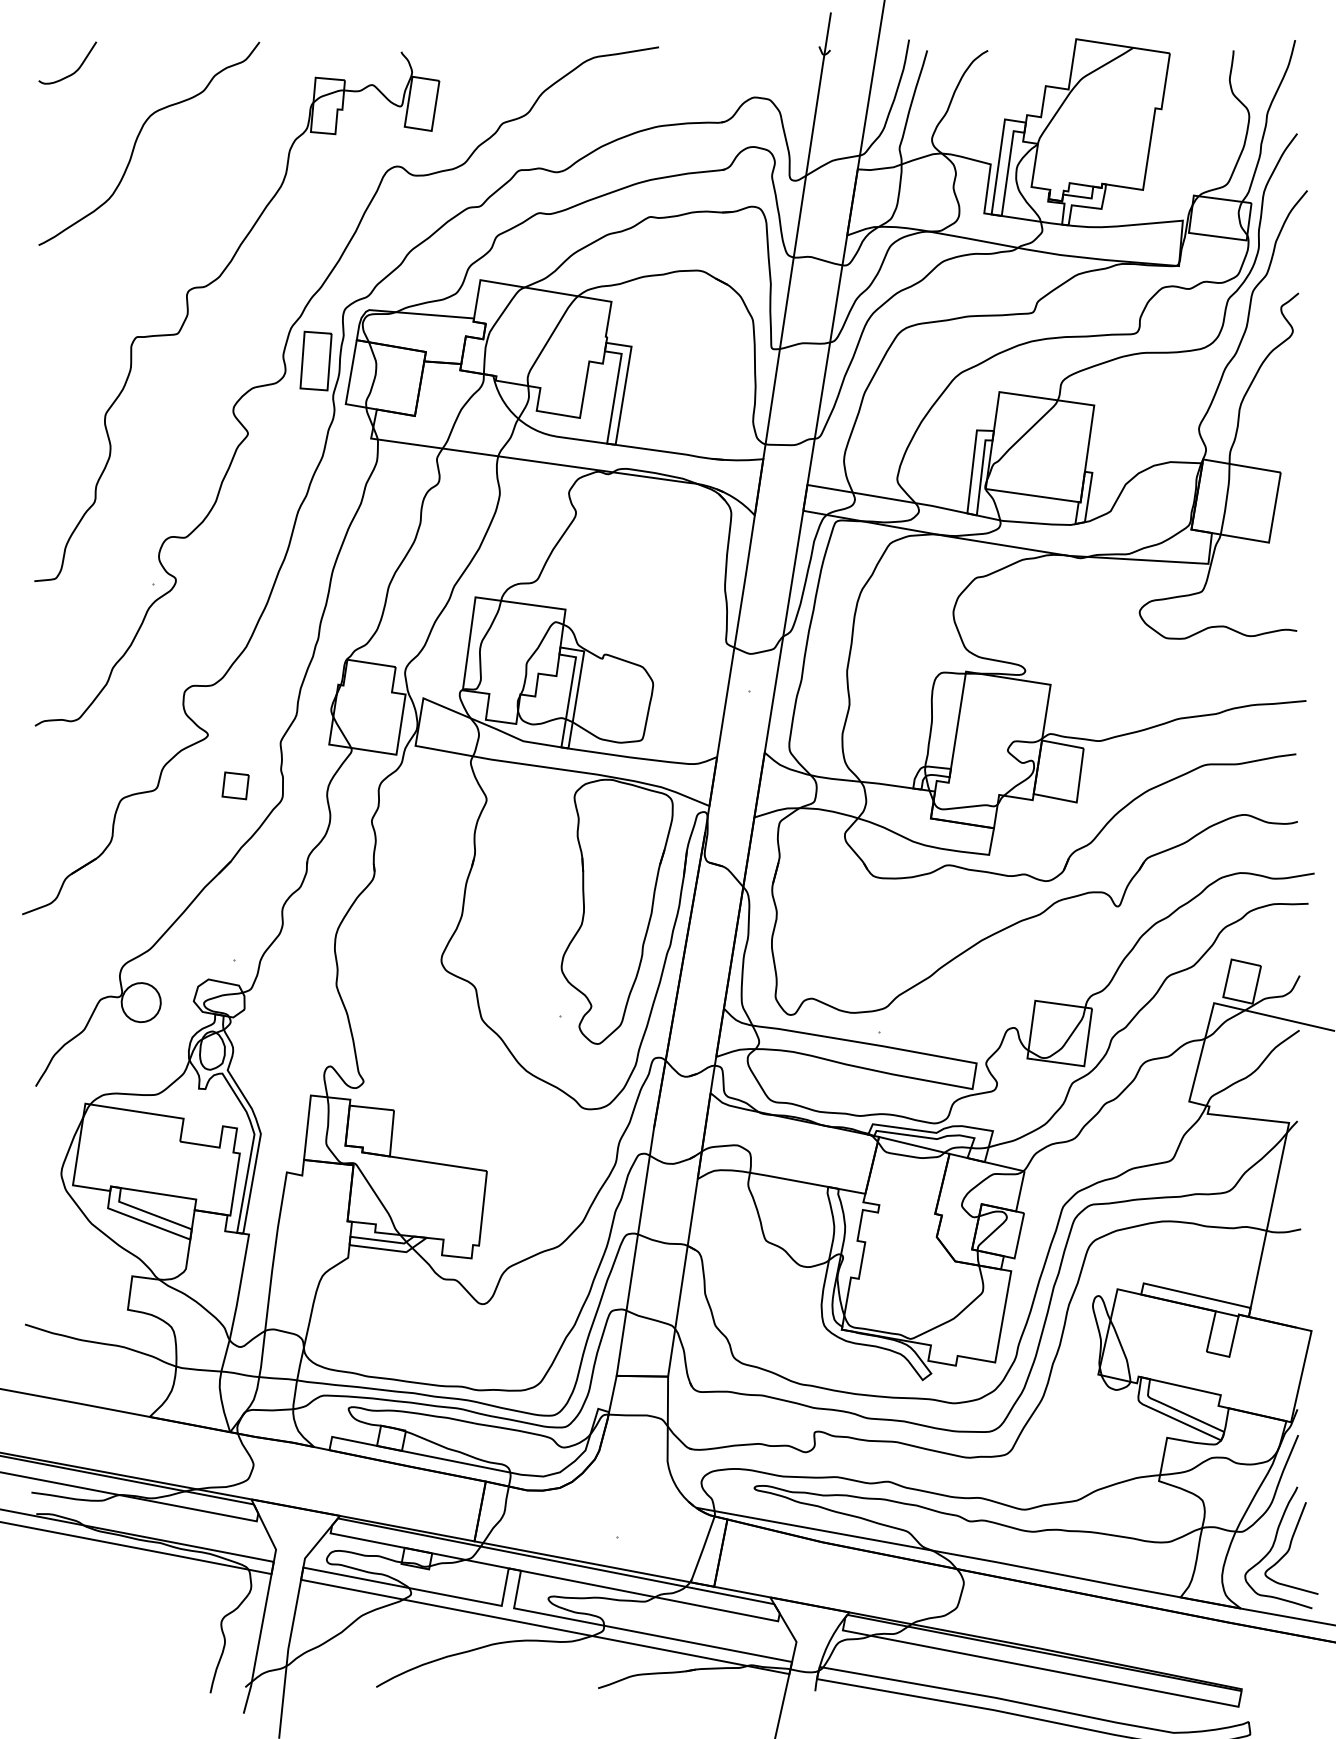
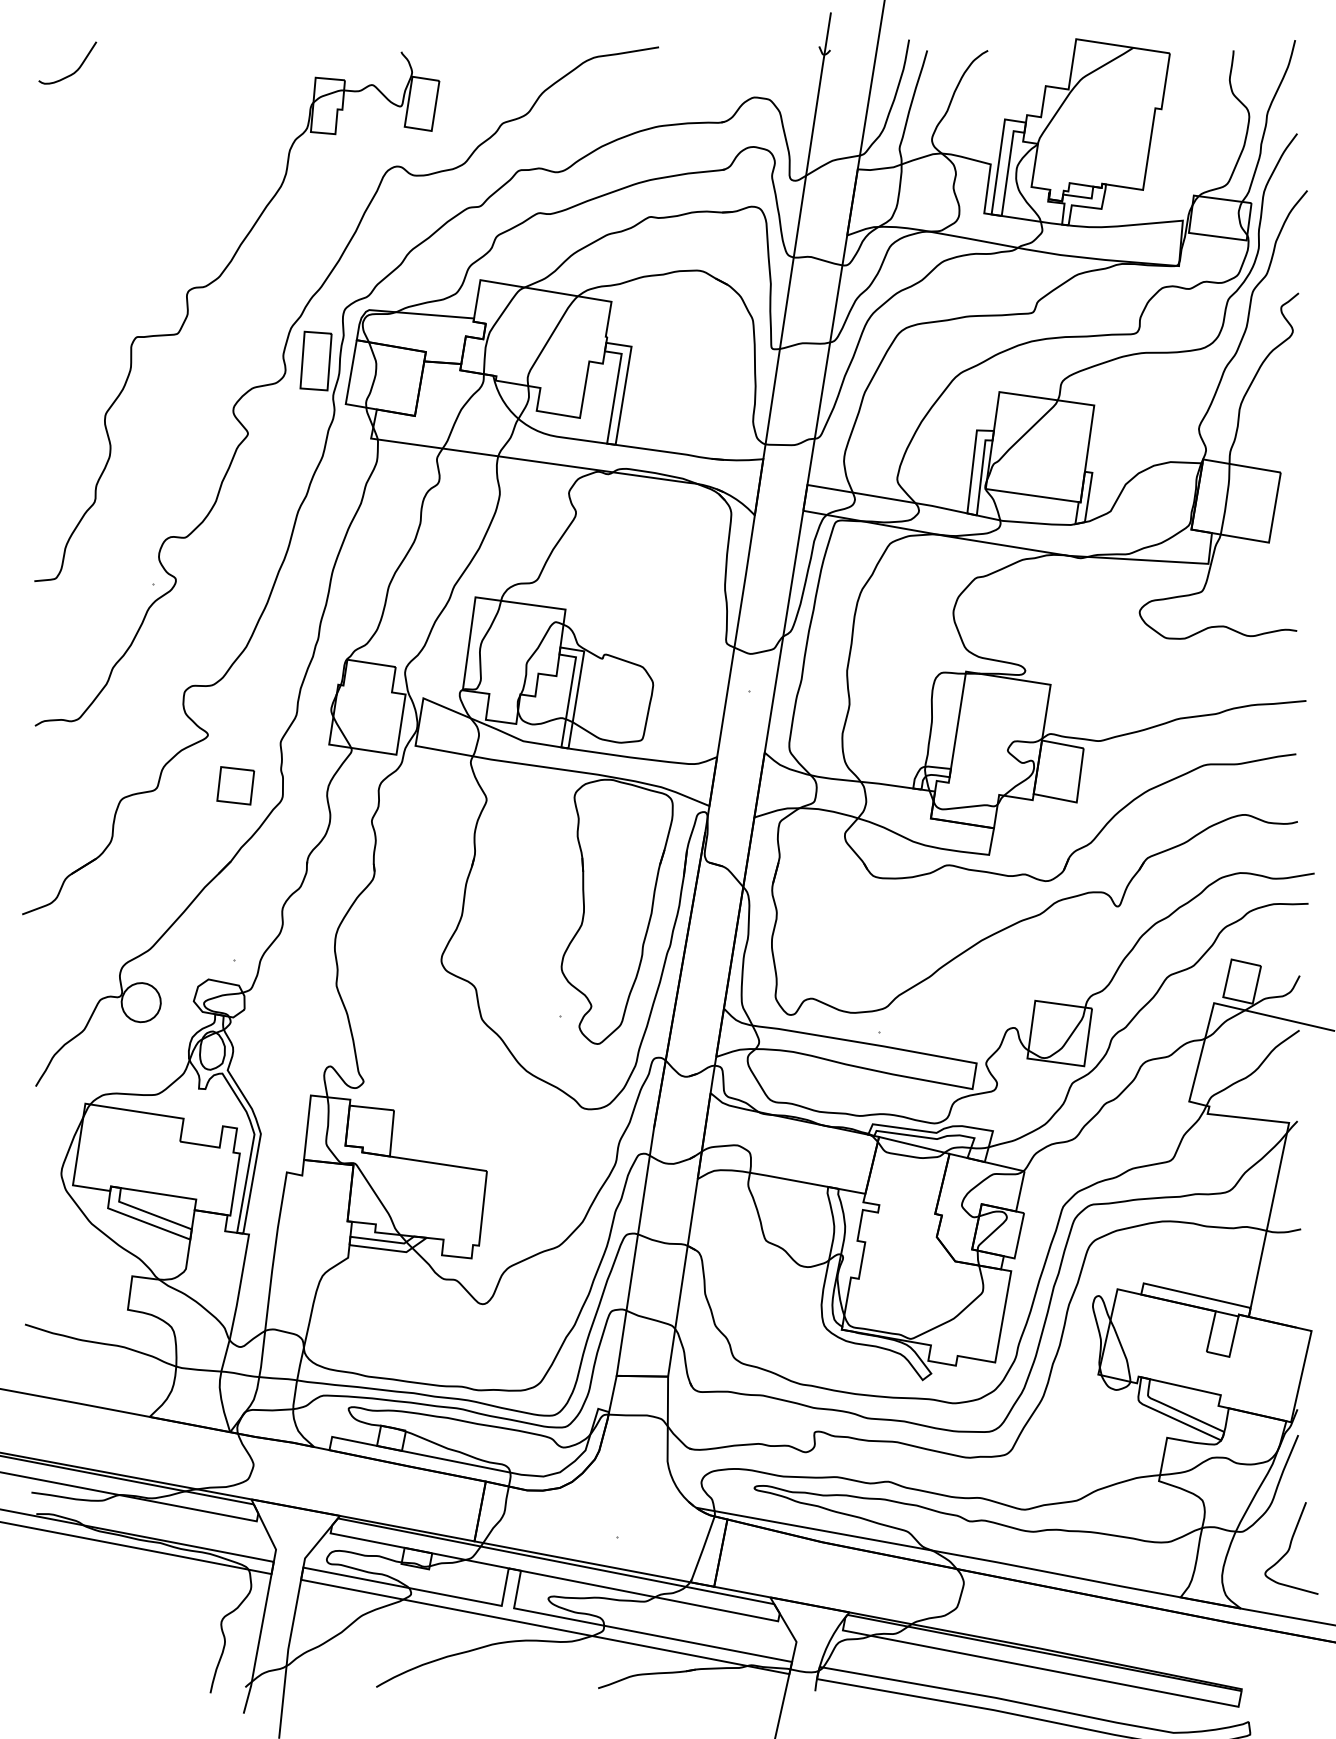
curve: present -> none (137, 140)
part size: 29x30 px -> 40x40 px (235, 785)
curve: present -> none (1274, 1545)
